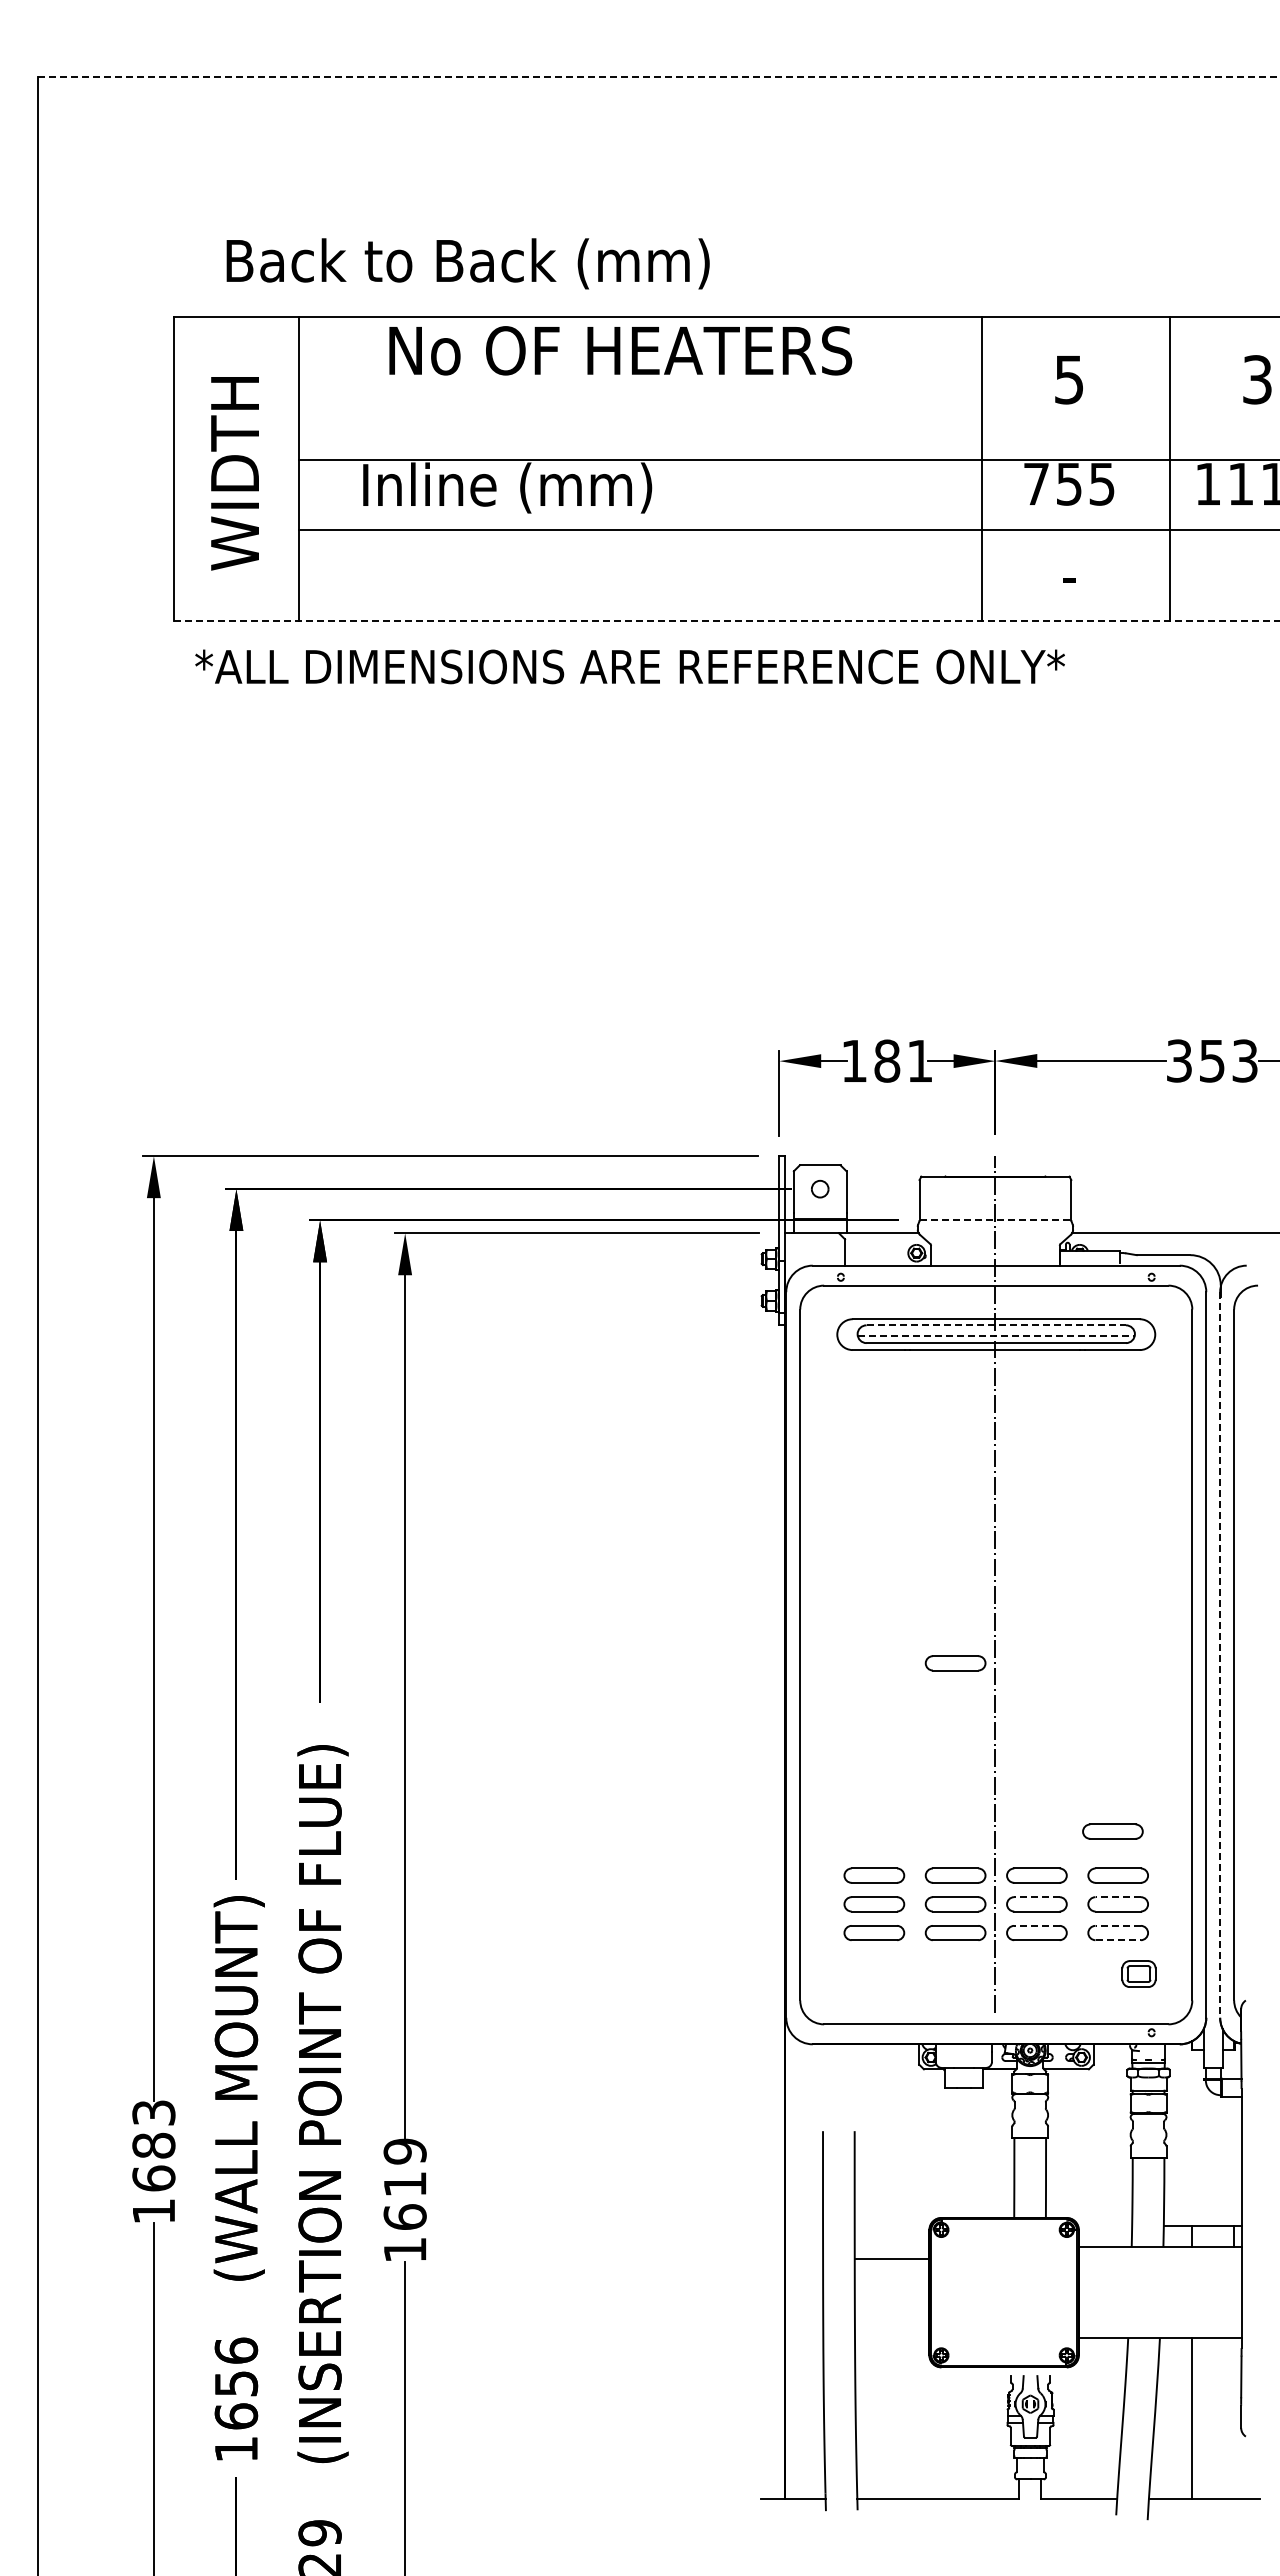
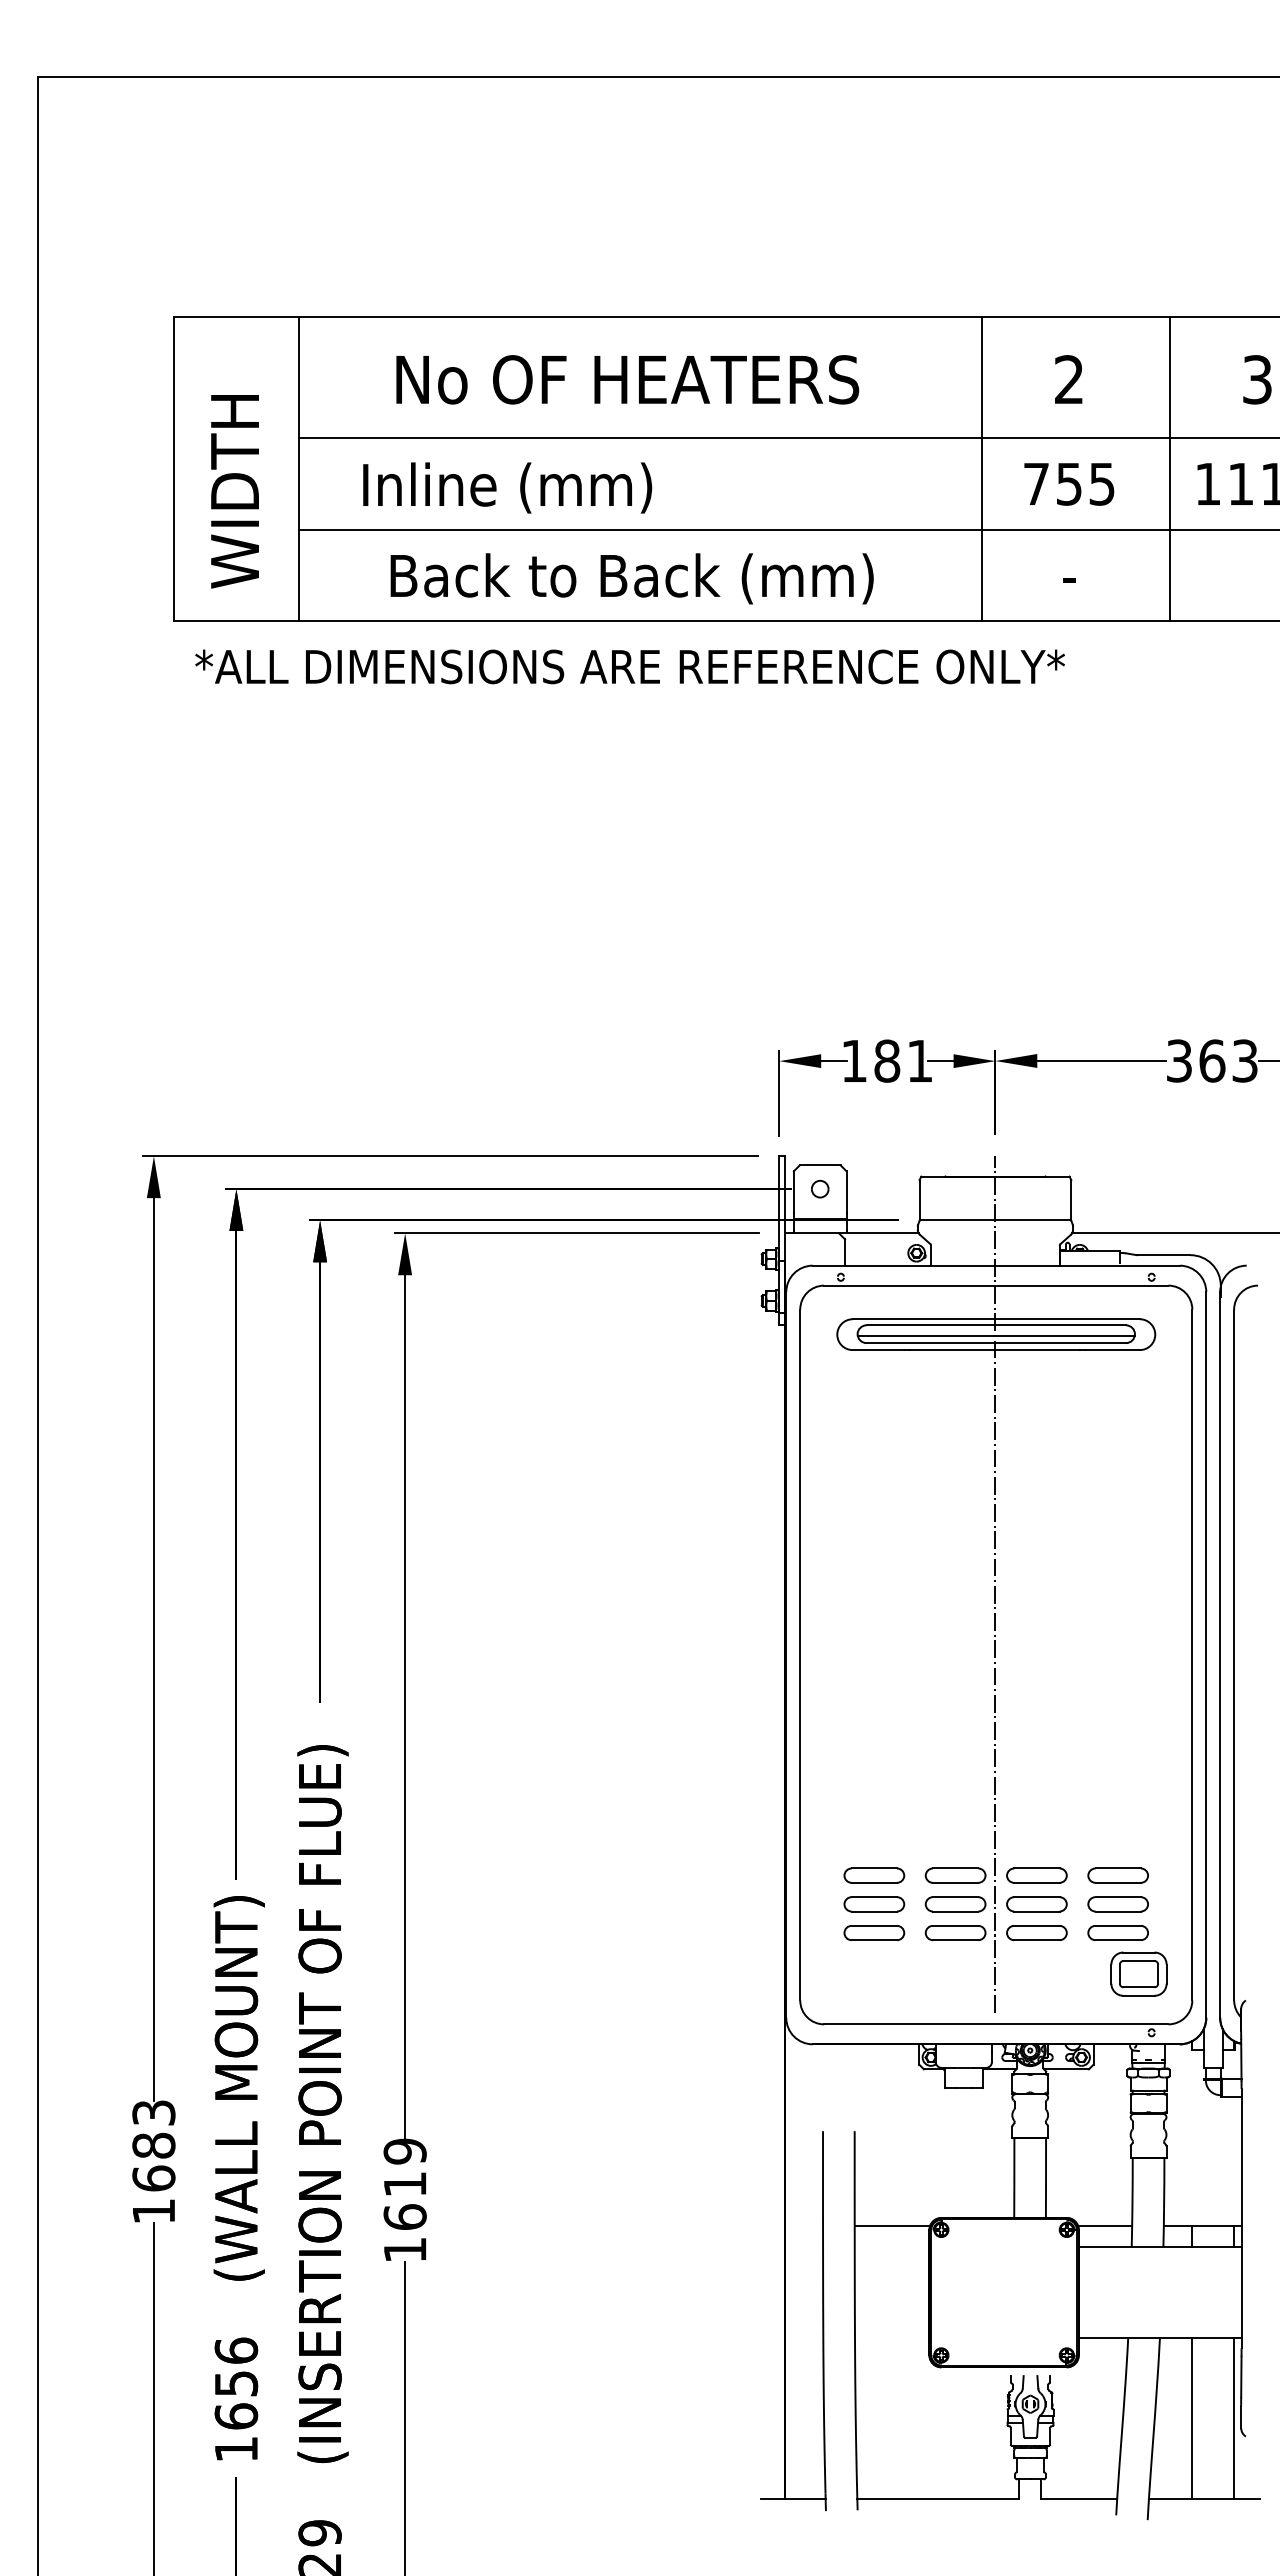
line: dashed -> solid (659, 77)
text position: (467, 263) -> (631, 578) (631, 578)
text position: (620, 350) -> (627, 379) (627, 379)
text: 5 -> 2 (1068, 379)
line position: (787, 460) -> (787, 438) (787, 438)
text position: (234, 473) -> (234, 491) (234, 491)
line: dashed -> solid (726, 620)
text: 353 -> 363 (1212, 1060)
line: dashed -> solid (995, 1220)
line: dashed -> solid (996, 1325)
line: dashed -> solid (996, 1336)
line: dashed -> solid (1220, 1655)
part: present -> none (955, 1663)
part: present -> none (1112, 1831)
line: dashed -> solid (1036, 1897)
line: dashed -> solid (1118, 1897)
line: dashed -> solid (1036, 1925)
line: dashed -> solid (1118, 1925)
line: dashed -> solid (1118, 1940)
part size: 36x28 px -> 58x46 px (1138, 1973)
line: none -> present (1105, 2226)
line position: (892, 2259) -> (892, 2226) (892, 2226)
line: none -> present (1234, 2418)
